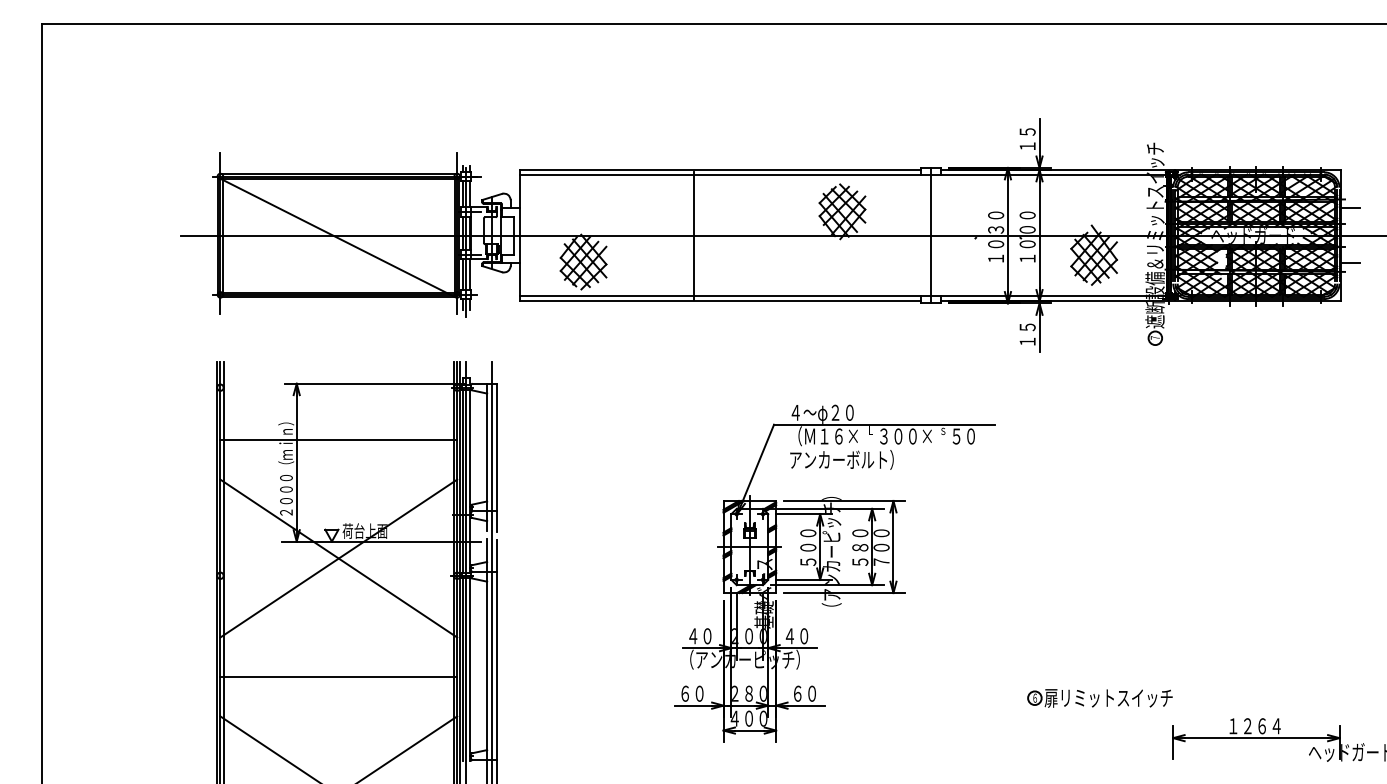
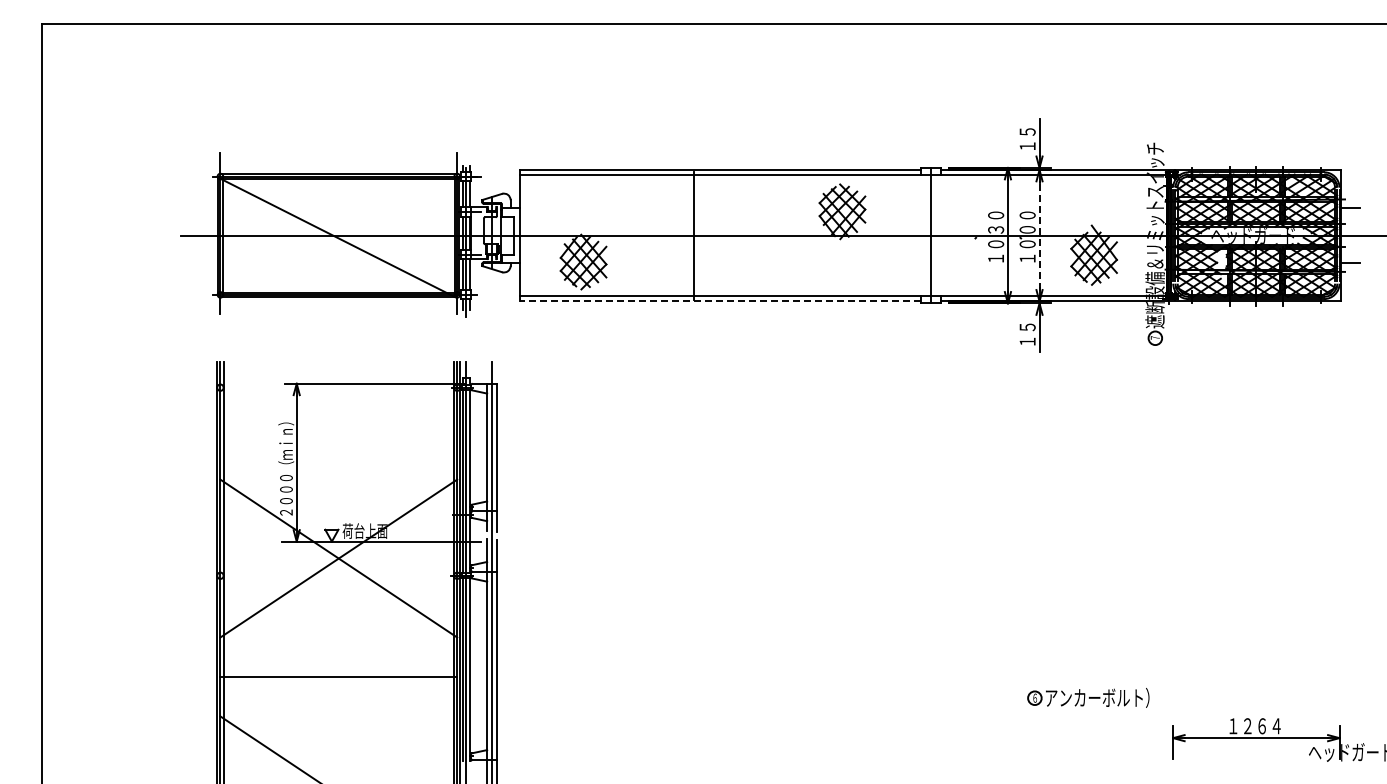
line: solid -> dashed (1039, 235)
line: solid -> dashed (720, 301)
line: present -> none (338, 440)
part: present -> none (834, 573)
text: 扉リミットスイッチ -> アンカーボルト） (1108, 697)
line: present -> none (408, 748)
